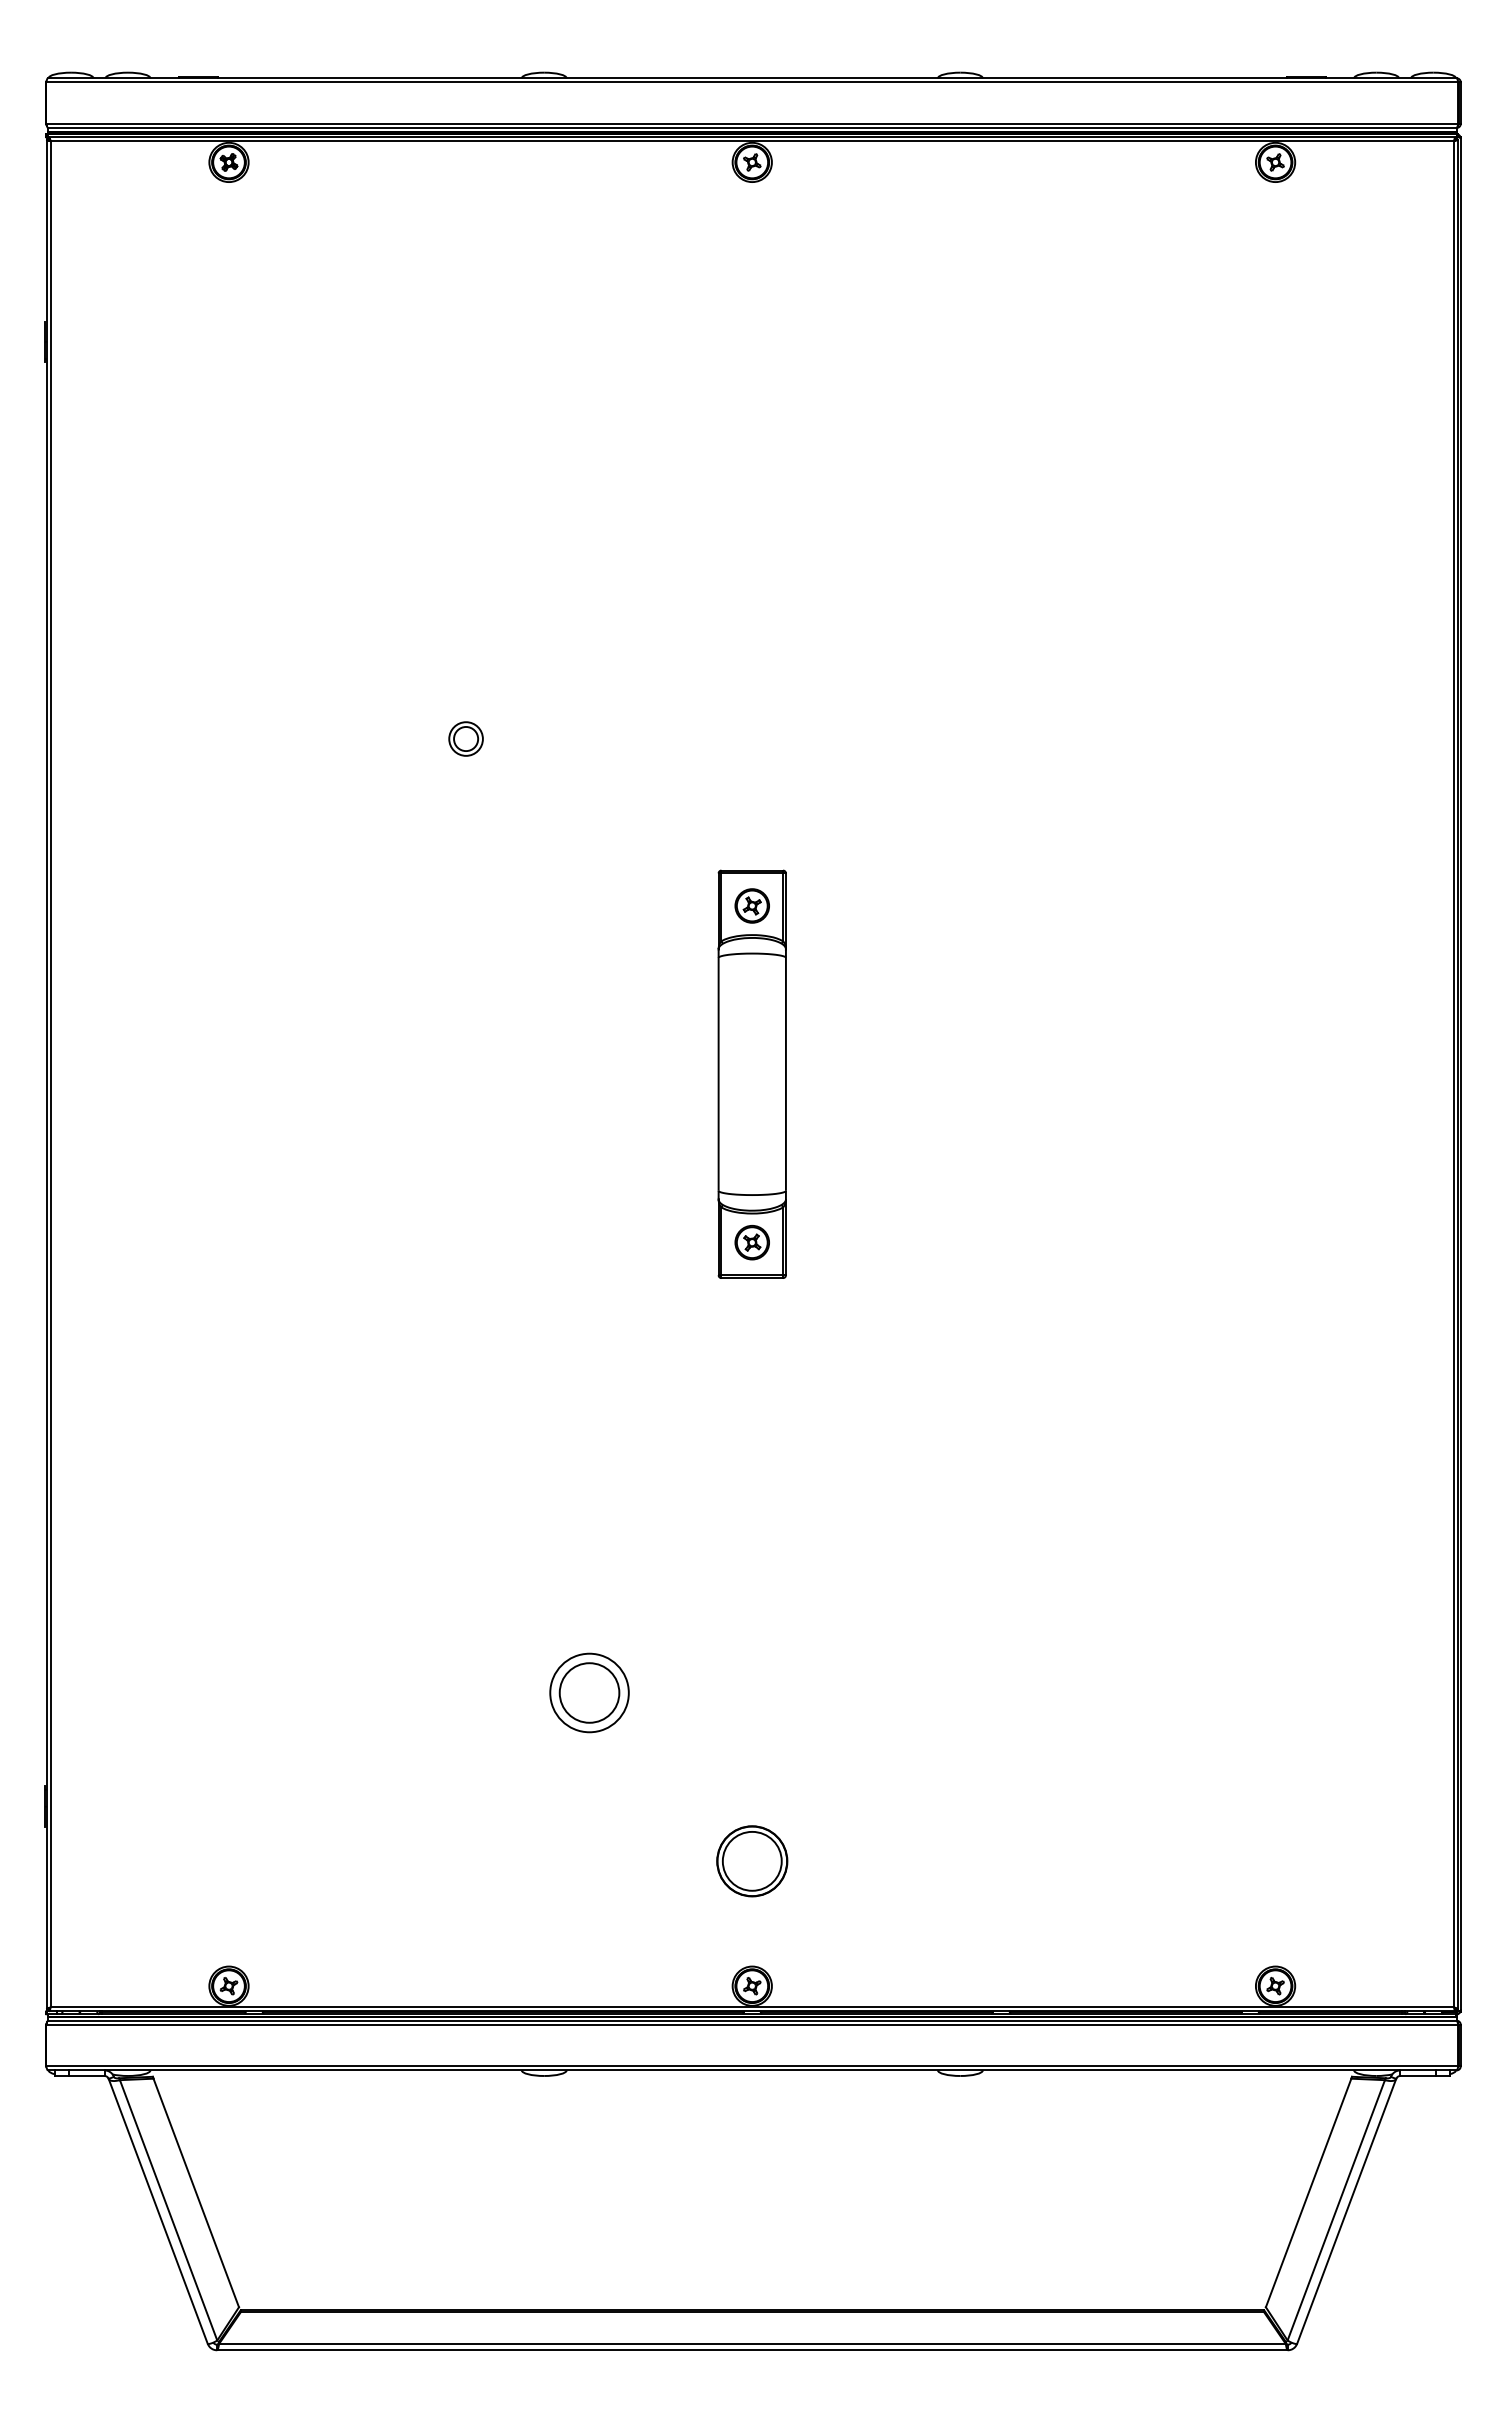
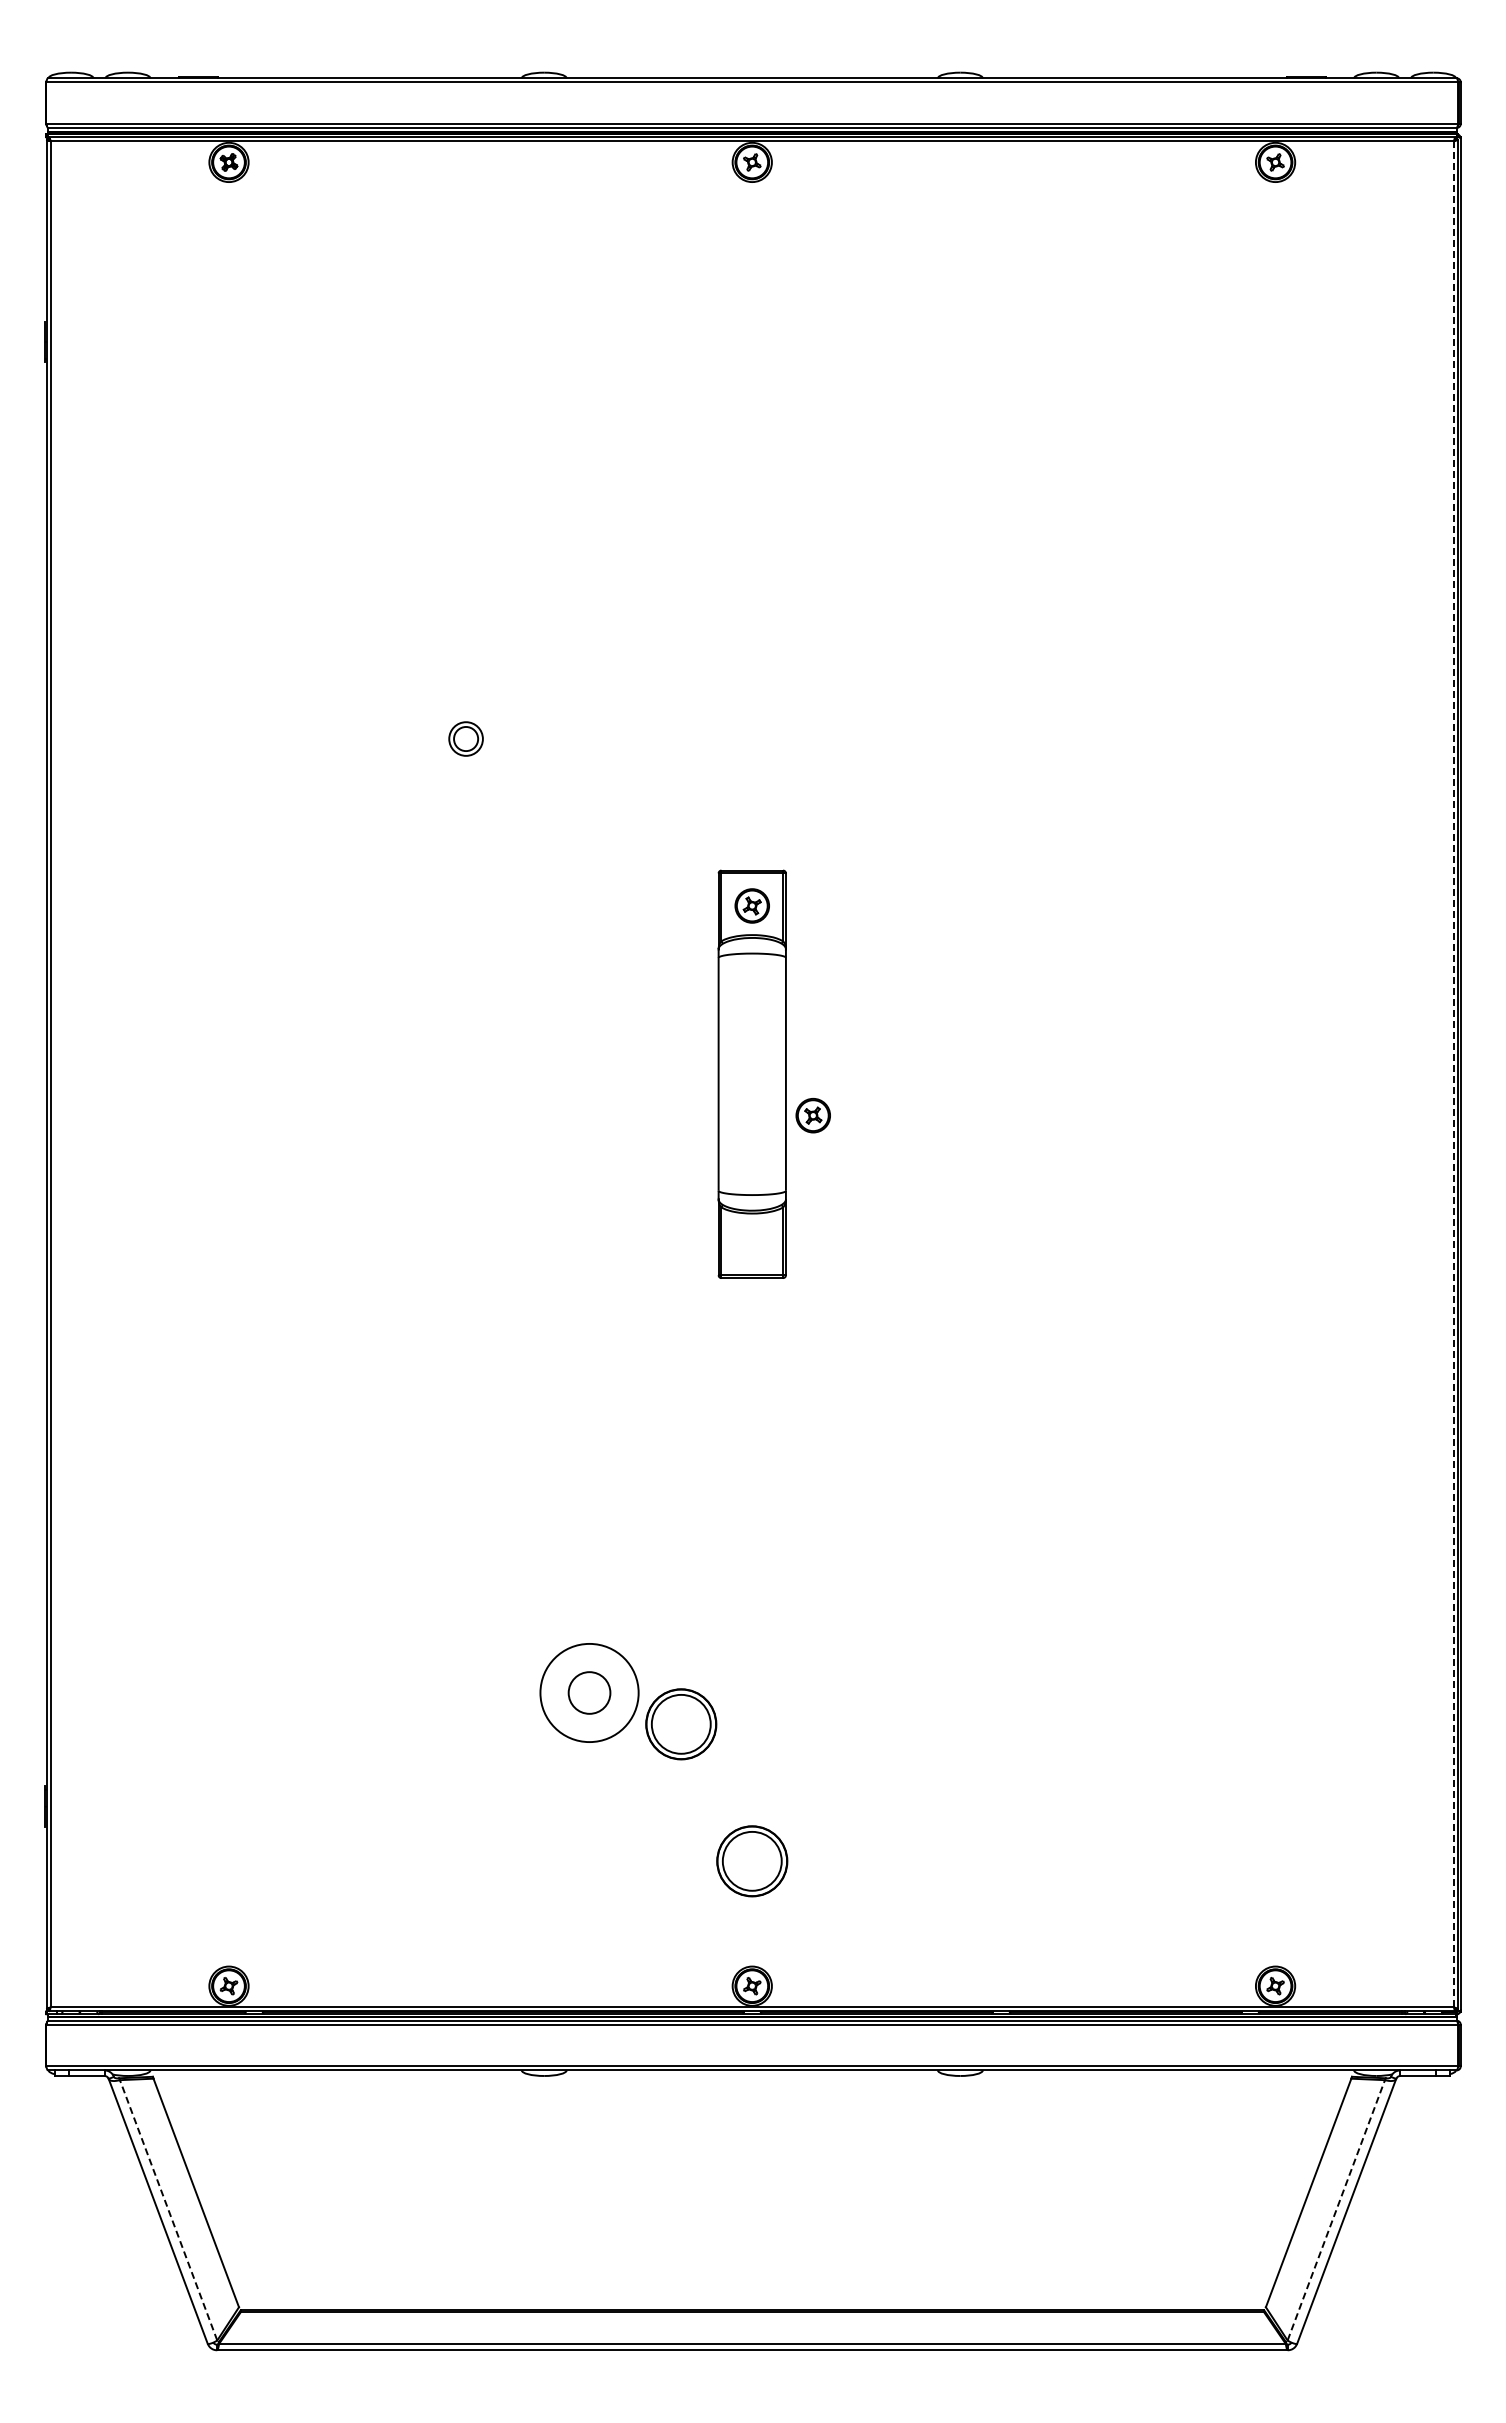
line: solid -> dashed (1453, 1073)
part position: (751, 1242) -> (812, 1115) (812, 1115)
circle diameter: 60 px -> 42 px (589, 1692)
circle diameter: 79 px -> 98 px (589, 1692)
part: none -> present (681, 1724)
line: solid -> dashed (168, 2210)
line: solid -> dashed (1336, 2210)
